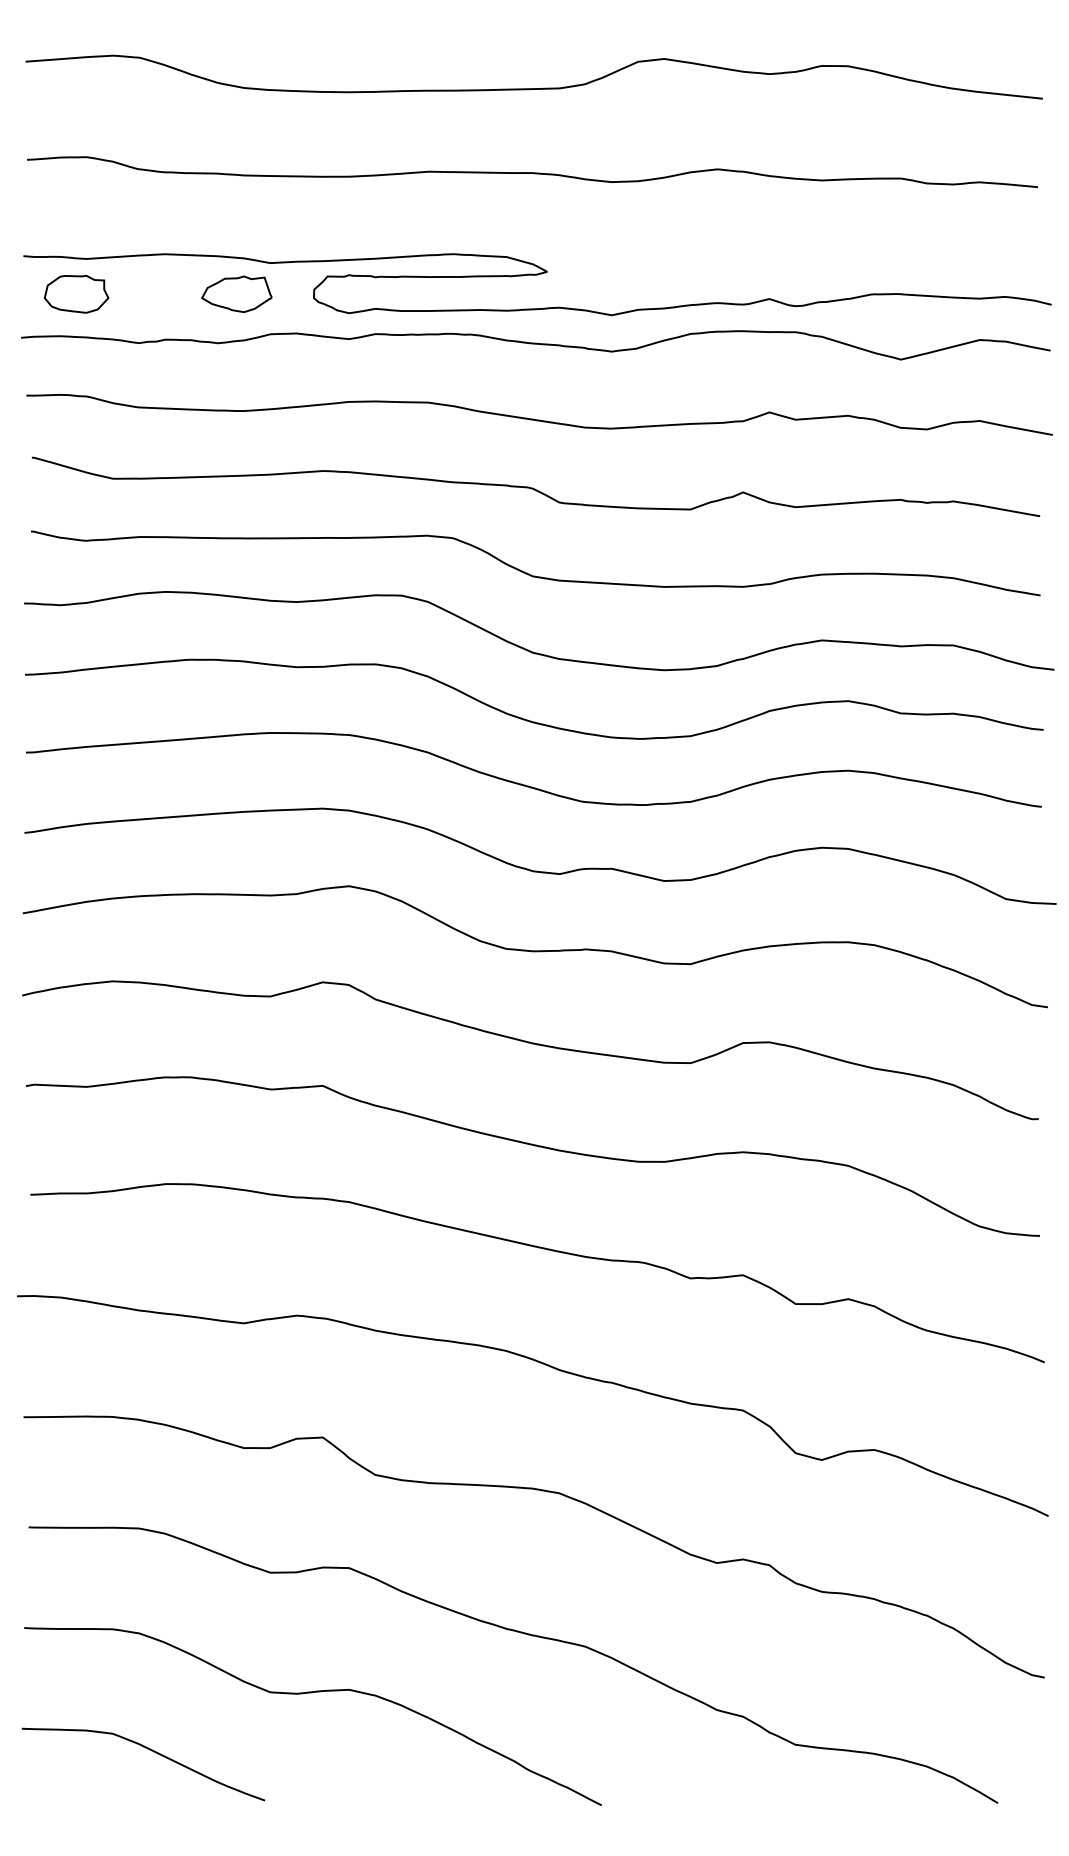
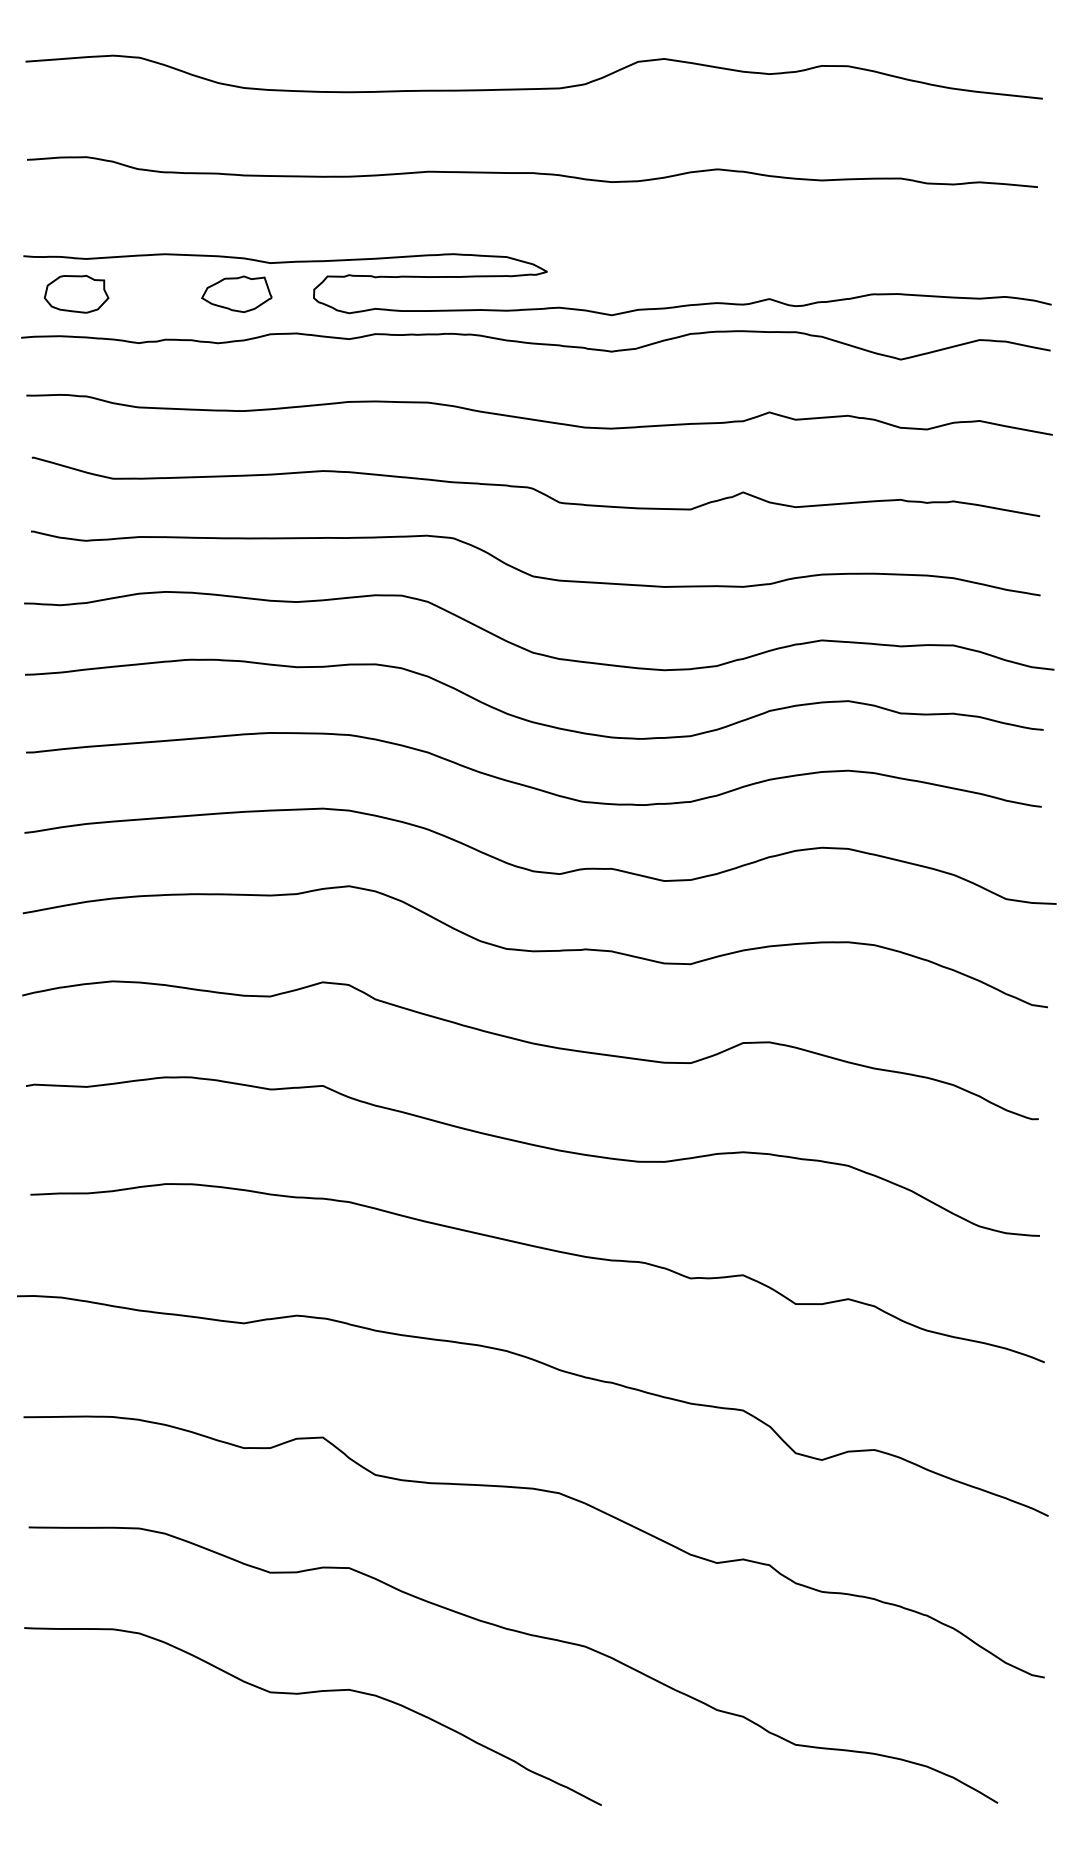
curve: present -> none (149, 1750)
